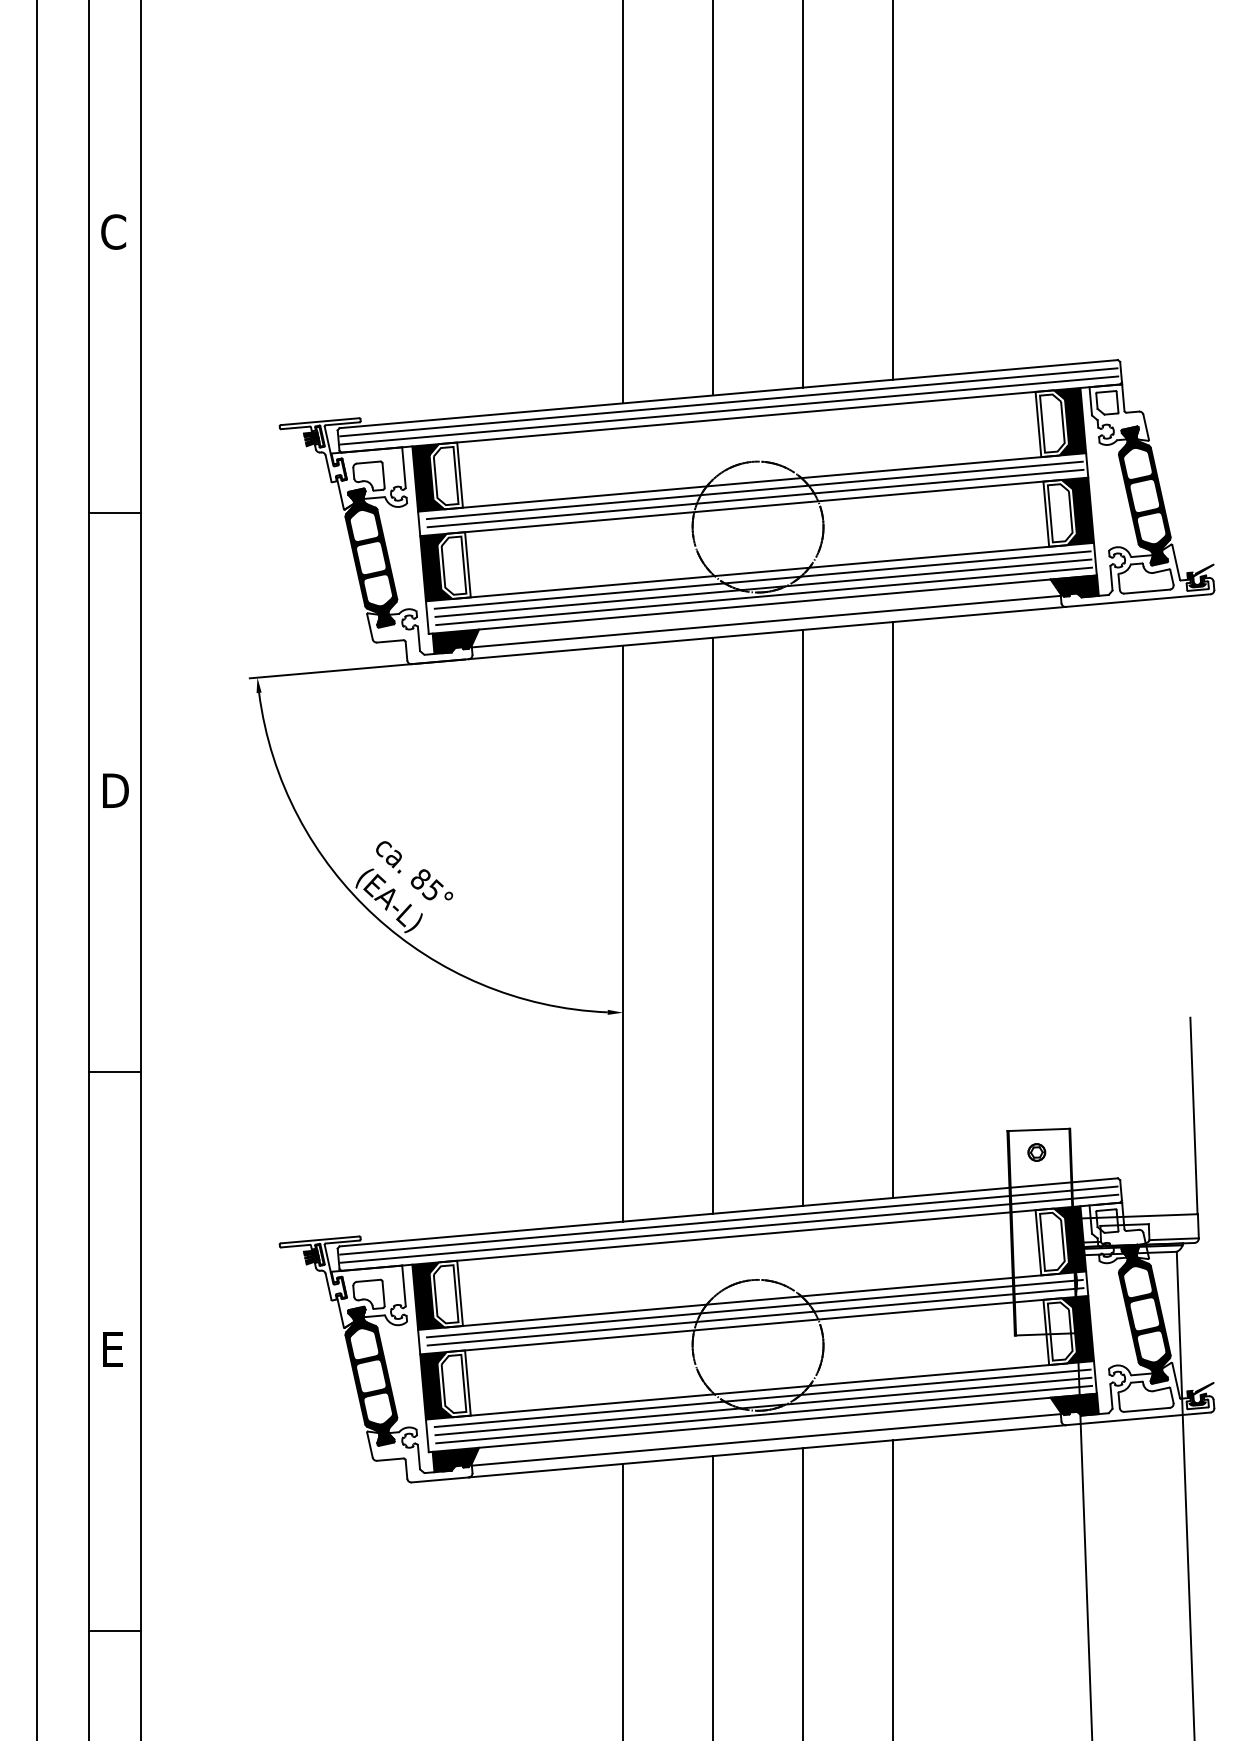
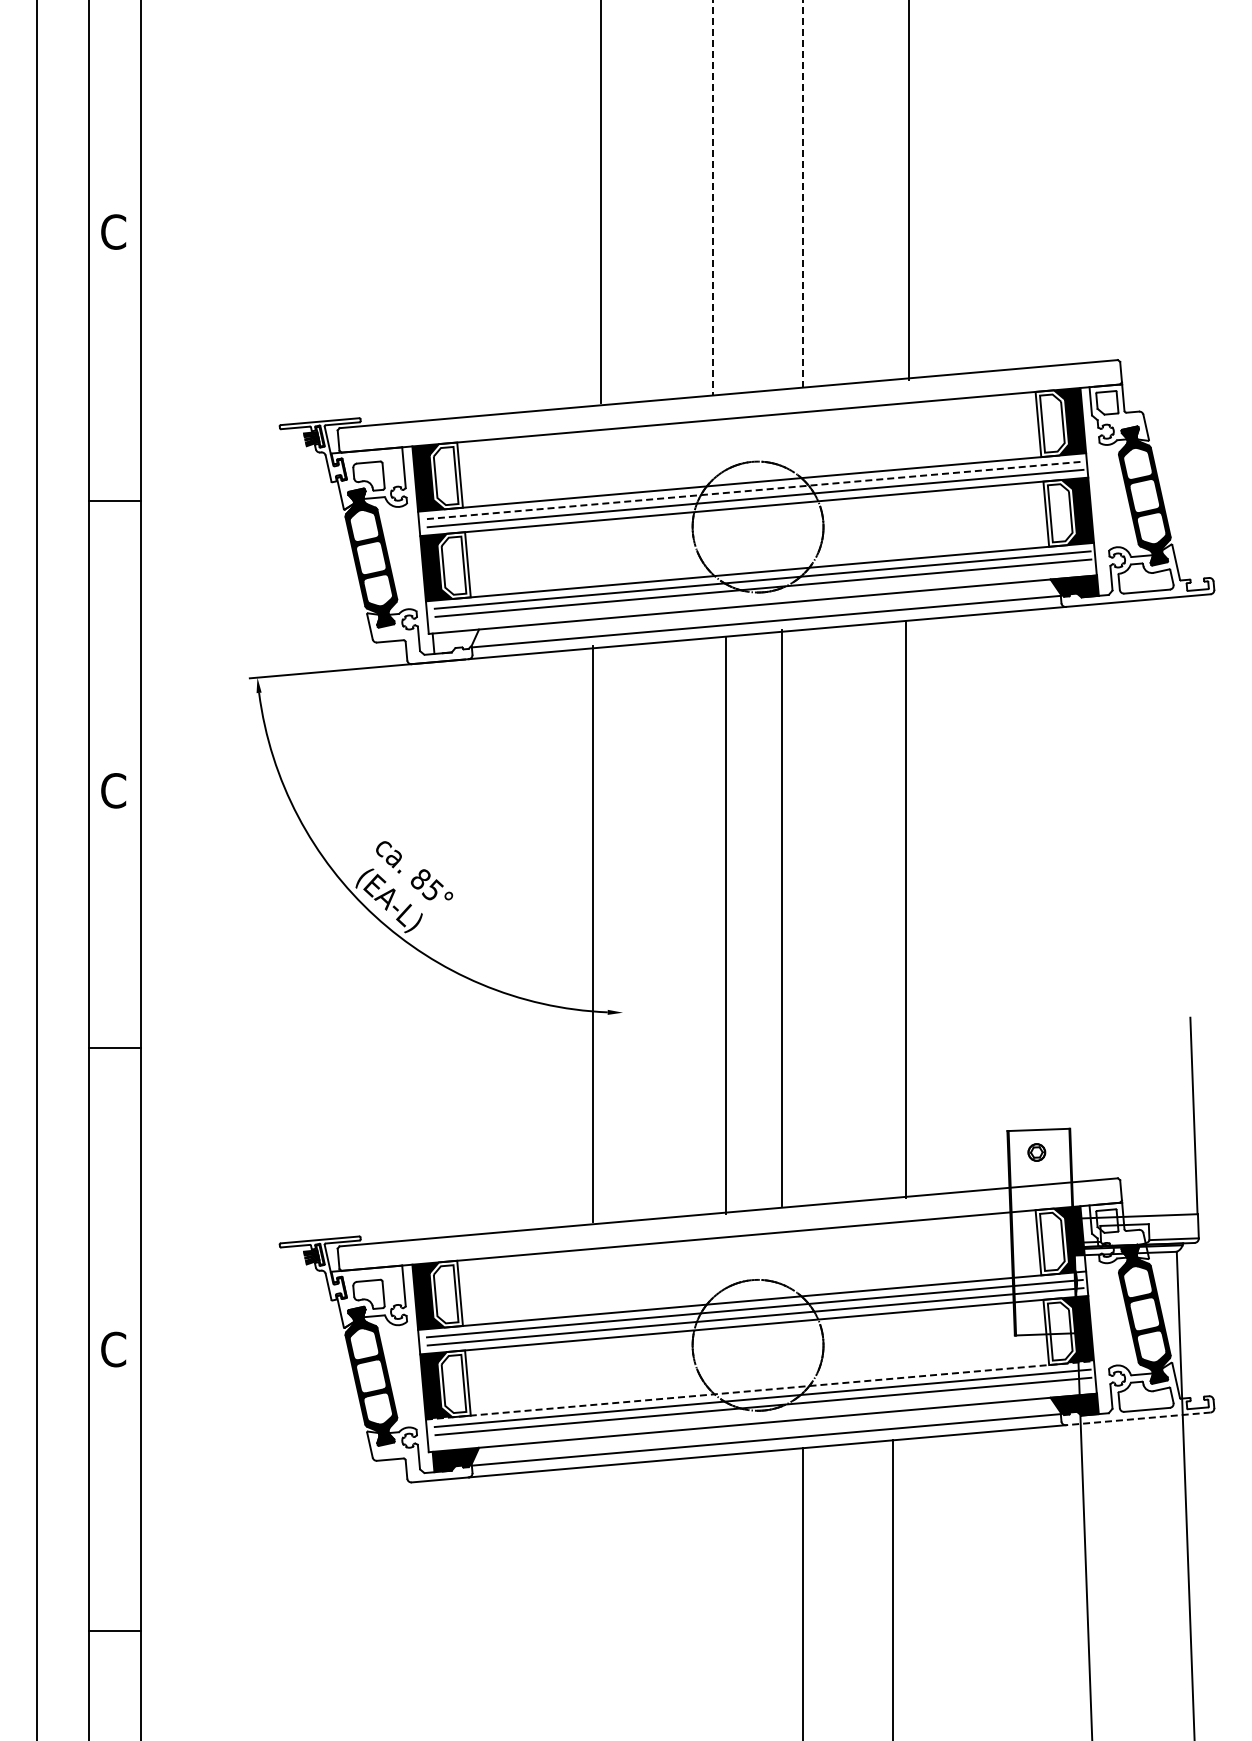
line position: (893, 190) -> (909, 190) (909, 190)
line: solid -> dashed (803, 193)
line: solid -> dashed (713, 198)
line position: (623, 202) -> (601, 202) (601, 202)
line: present -> none (728, 402)
line: present -> none (729, 410)
line: solid -> dashed (755, 490)
line position: (114, 513) -> (114, 501) (114, 501)
fill: present -> none (1200, 575)
line: present -> none (764, 596)
fill: present -> none (455, 641)
text: D -> C (114, 790)
line position: (893, 910) -> (906, 910) (906, 910)
line position: (803, 917) -> (782, 917) (782, 917)
line position: (713, 925) -> (726, 925) (726, 925)
line position: (623, 933) -> (593, 933) (593, 933)
line position: (114, 1071) -> (114, 1047) (114, 1047)
line: present -> none (728, 1220)
line: present -> none (729, 1228)
fill: present -> none (1080, 1263)
text: E -> C (113, 1349)
line: solid -> dashed (760, 1390)
fill: present -> none (1200, 1393)
line: present -> none (764, 1414)
line: solid -> dashed (1138, 1418)
line: present -> none (713, 1596)
line: present -> none (623, 1600)
